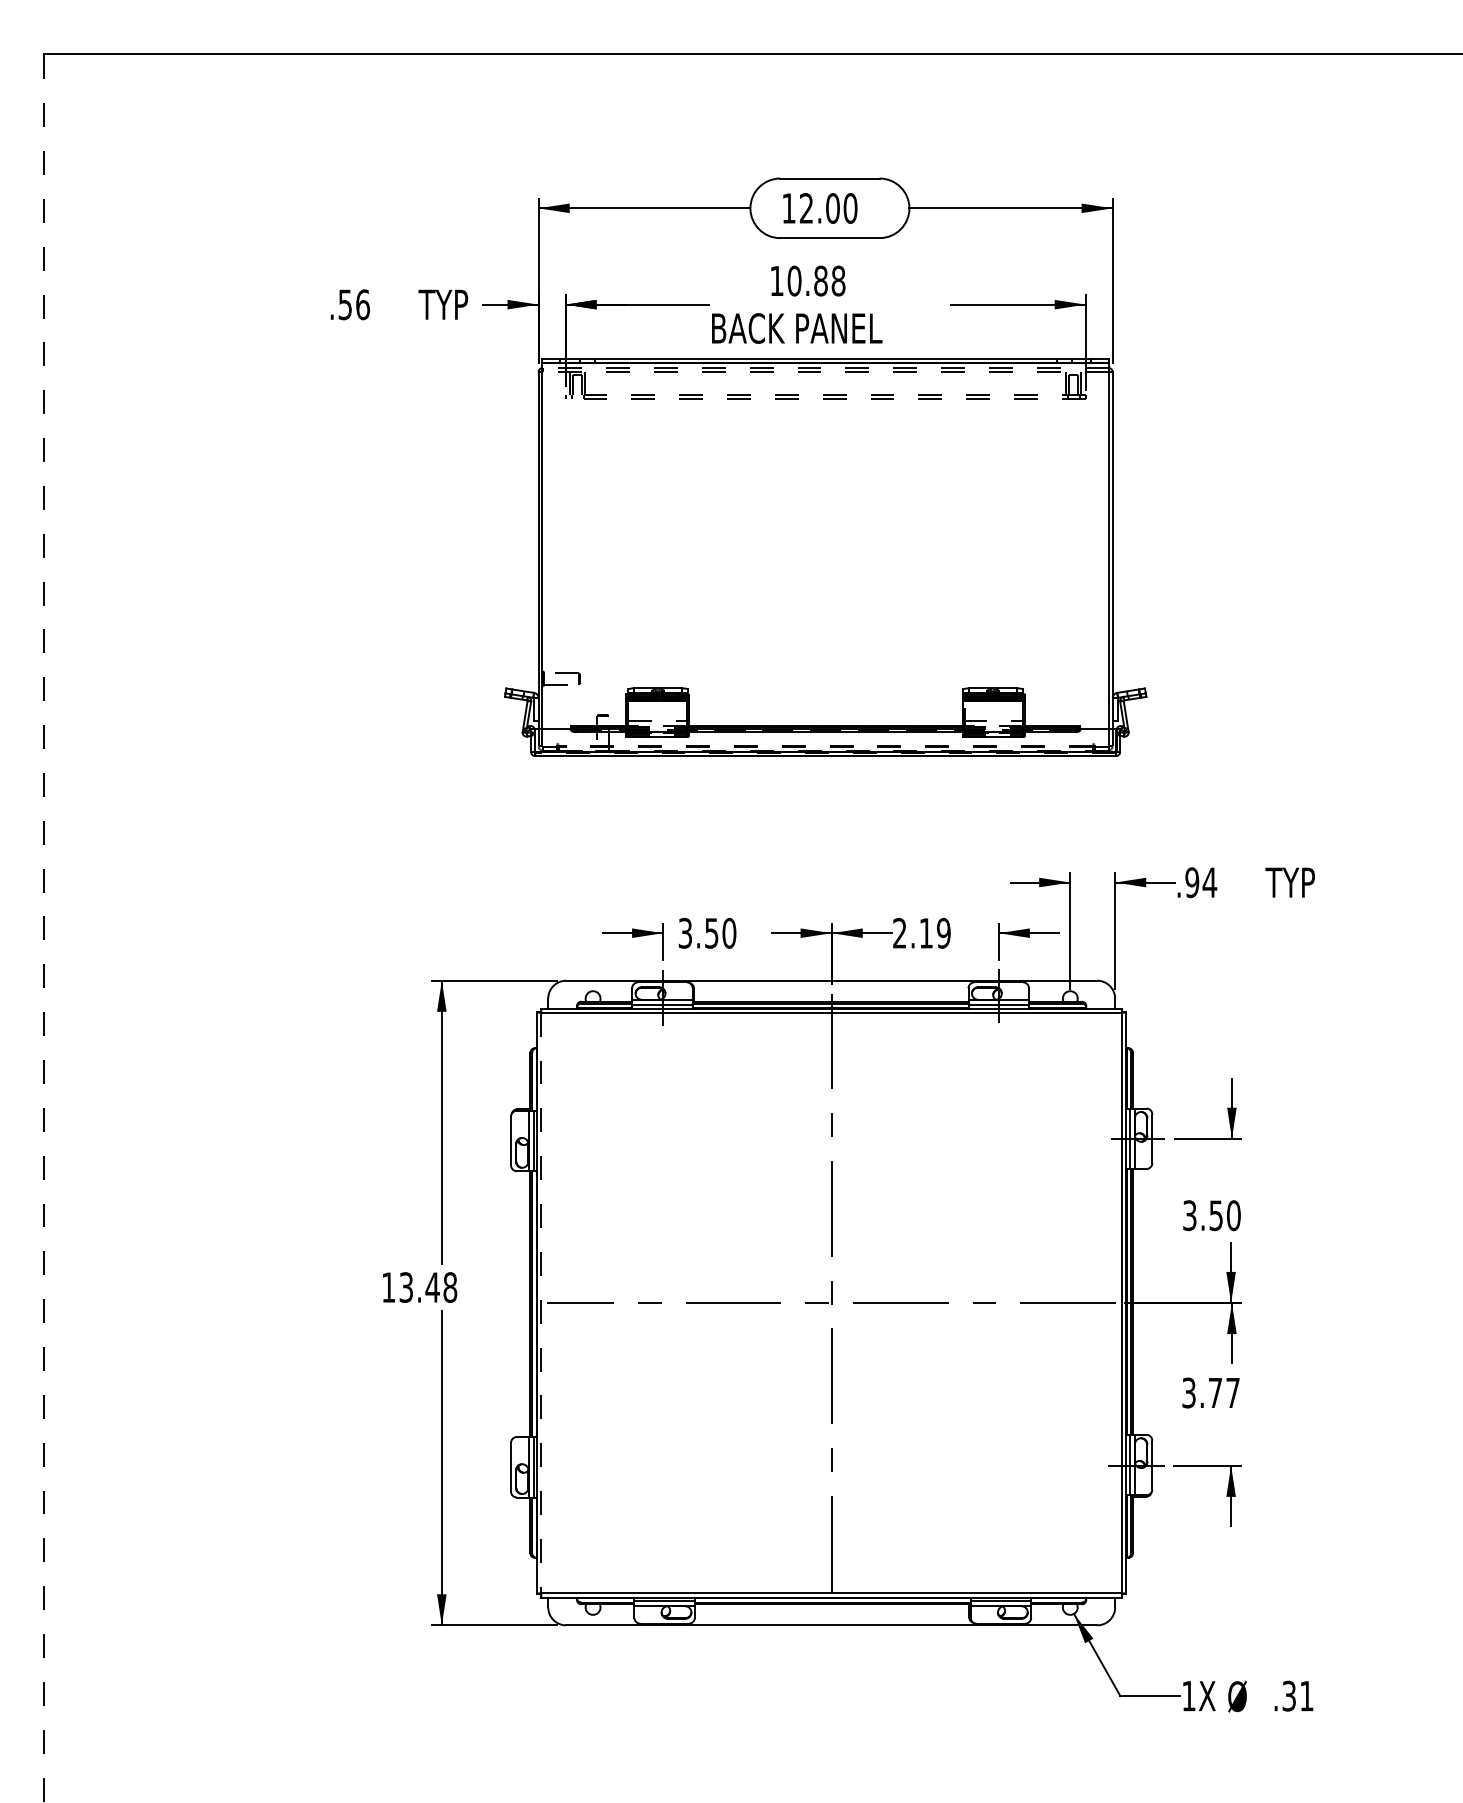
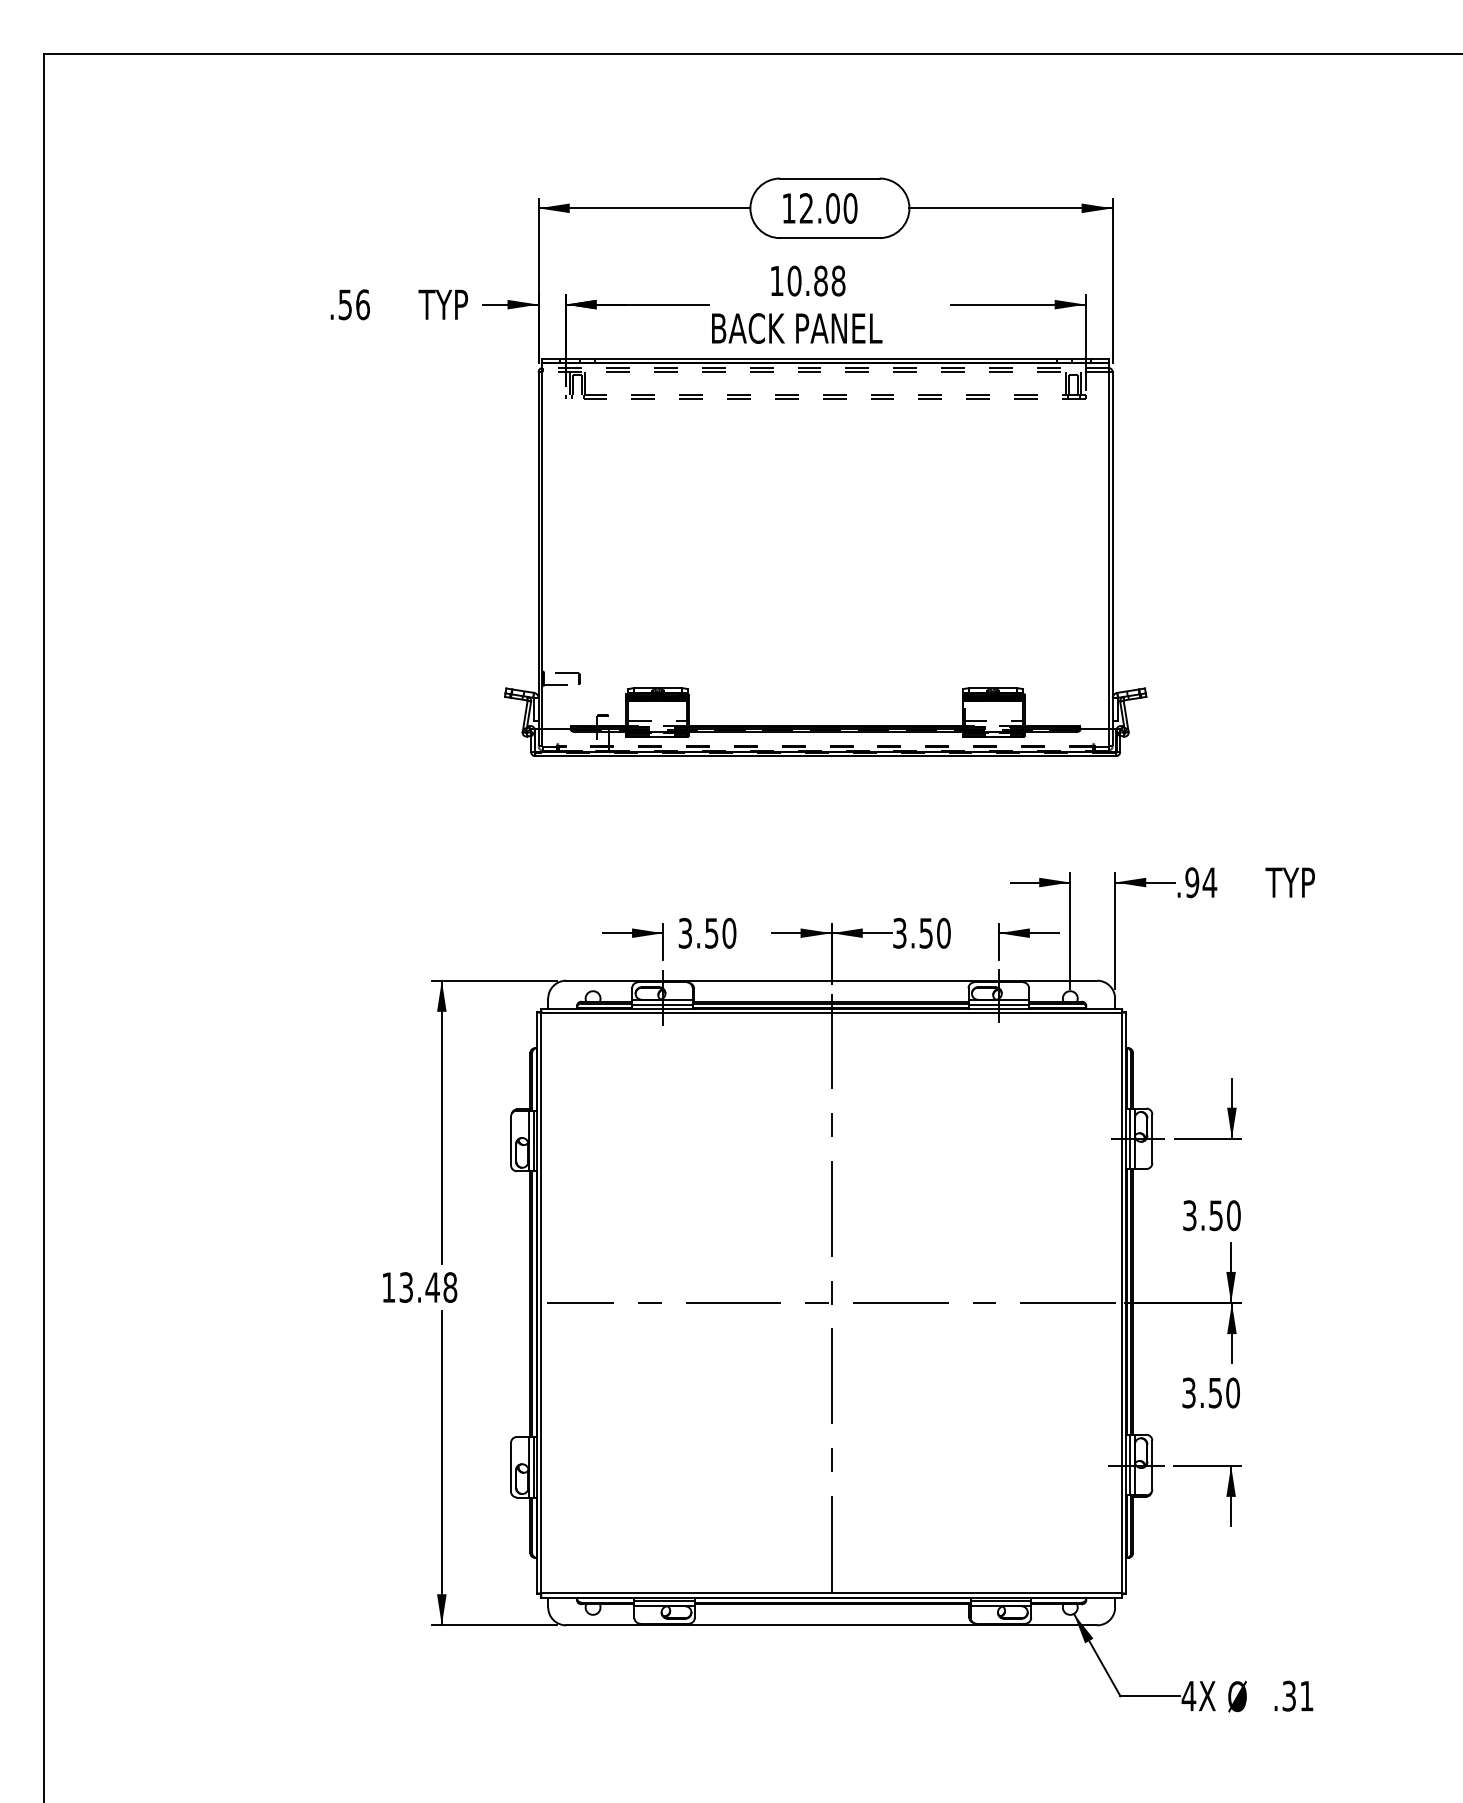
line: dashed -> solid (43, 927)
text: 2.19 -> 3.50 (921, 933)
line: dashed -> solid (541, 1303)
text: 3.77 -> 3.50 (1223, 1392)
text: 1X -> 4X (1188, 1696)
